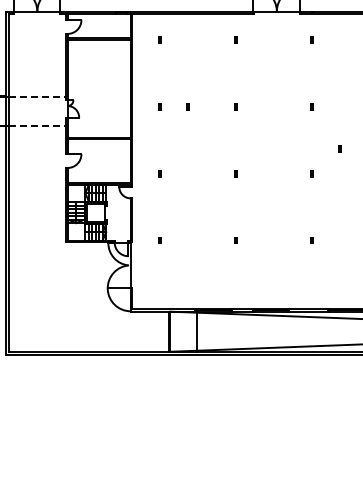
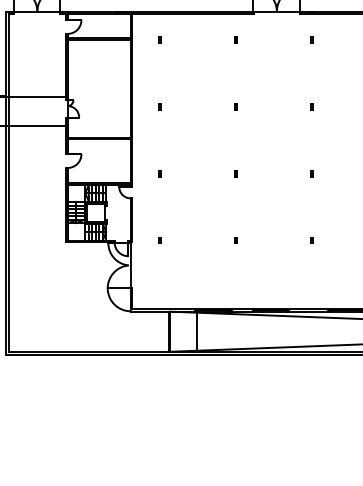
line: dashed -> solid (37, 96)
part: present -> none (187, 106)
line: dashed -> solid (37, 125)
part: present -> none (339, 148)
